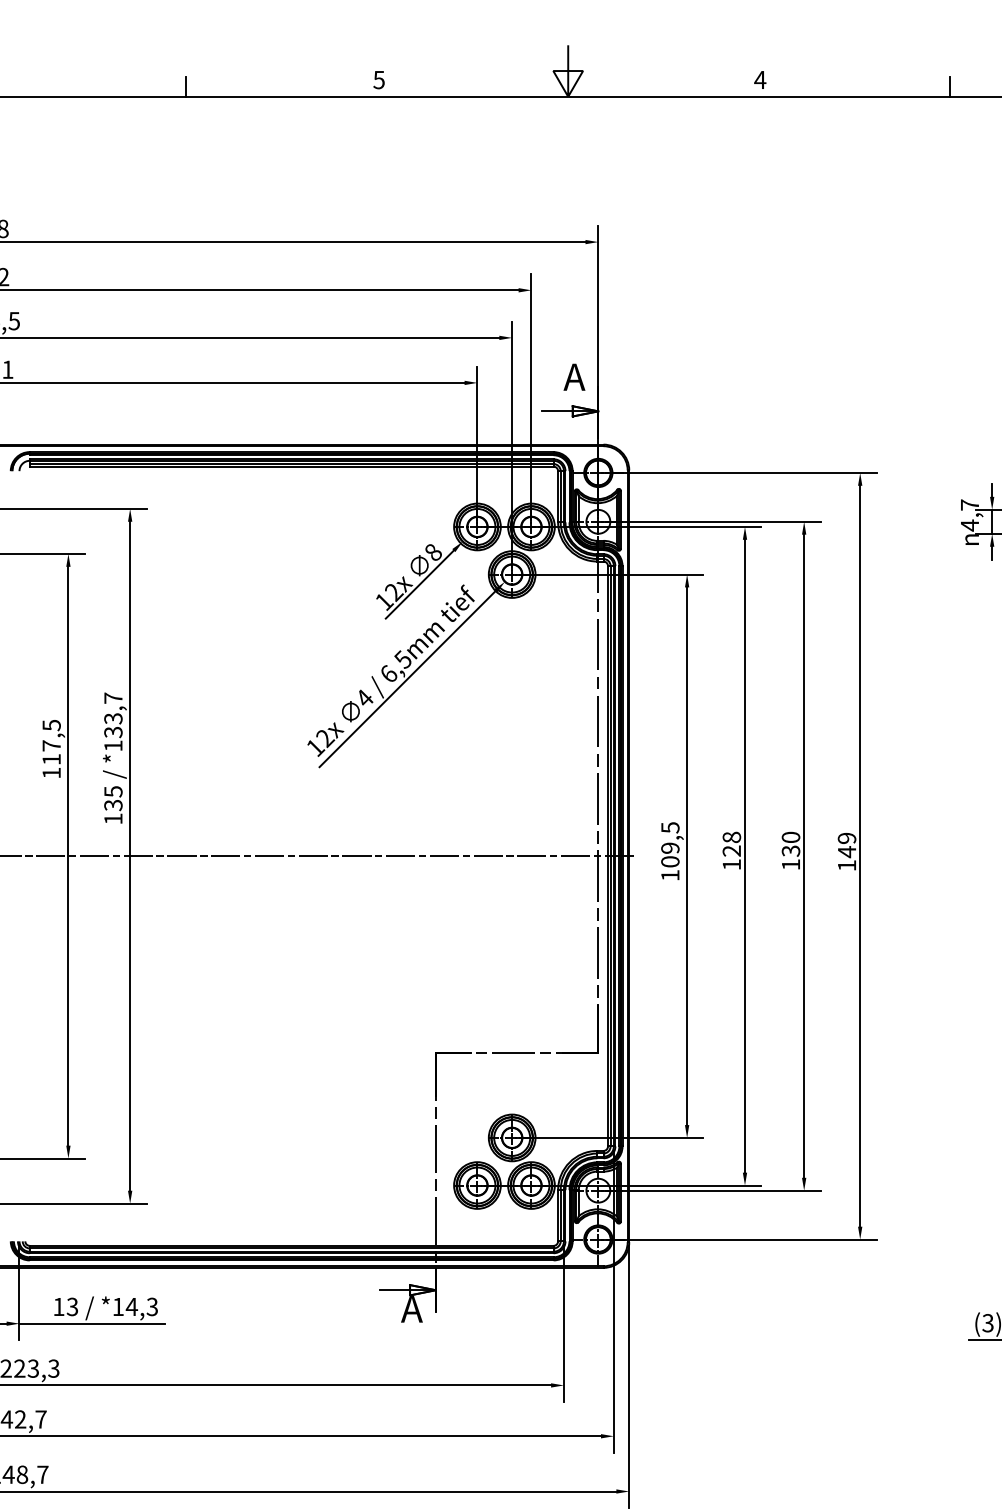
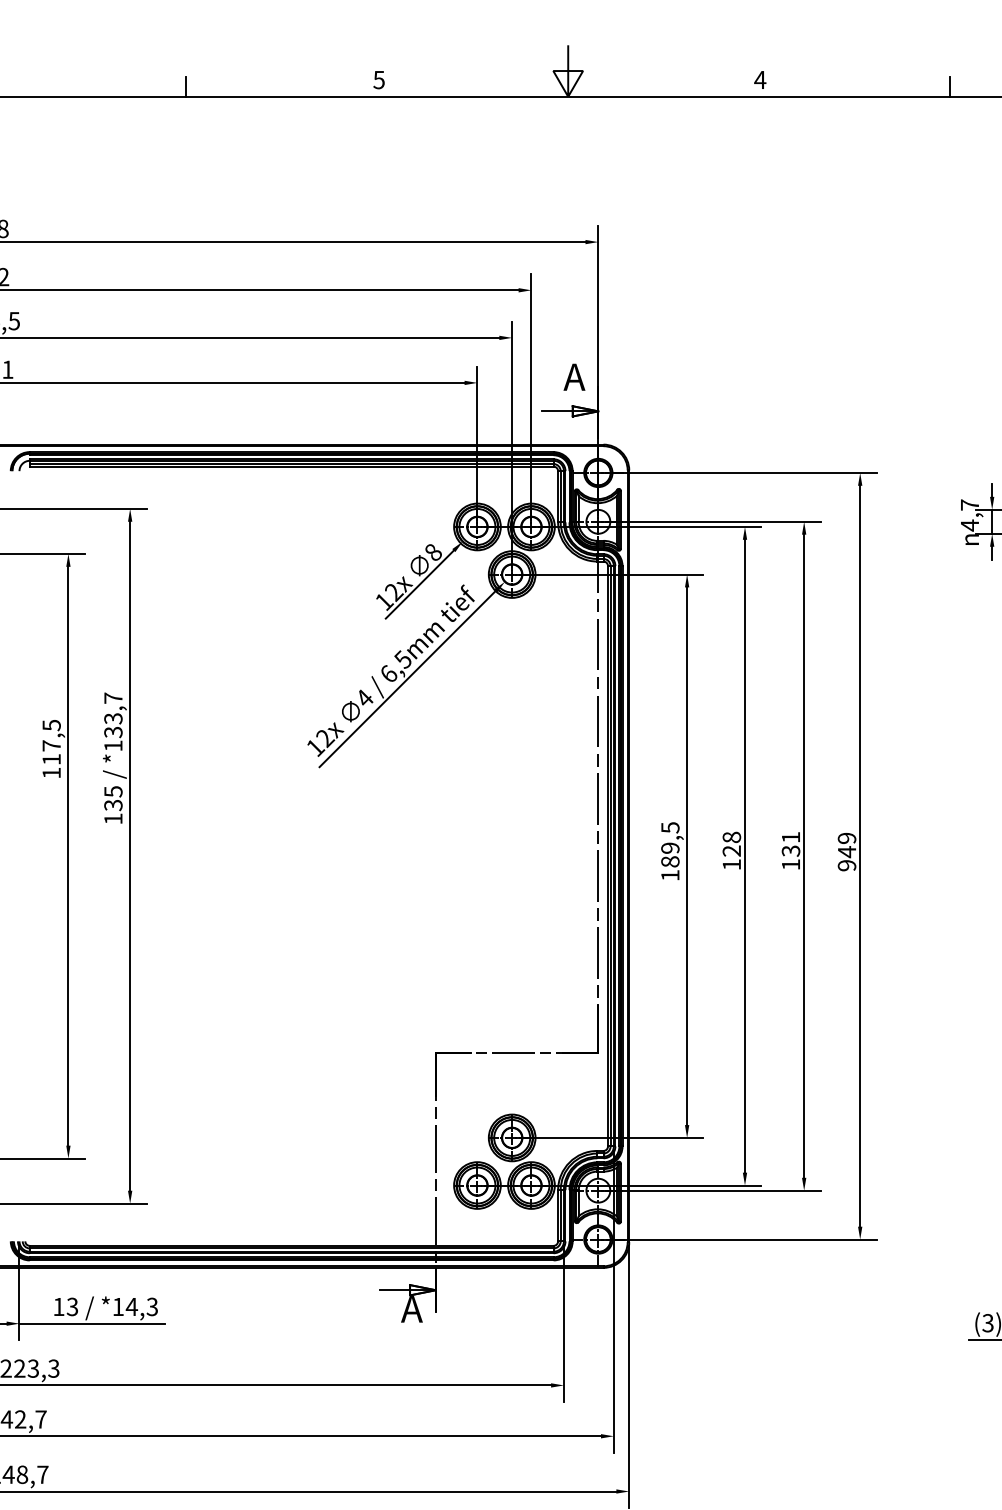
text: 130 -> 131 (790, 836)
line: present -> none (319, 856)
text: 109,5 -> 189,5 (670, 861)
text: 149 -> 949 (846, 865)
